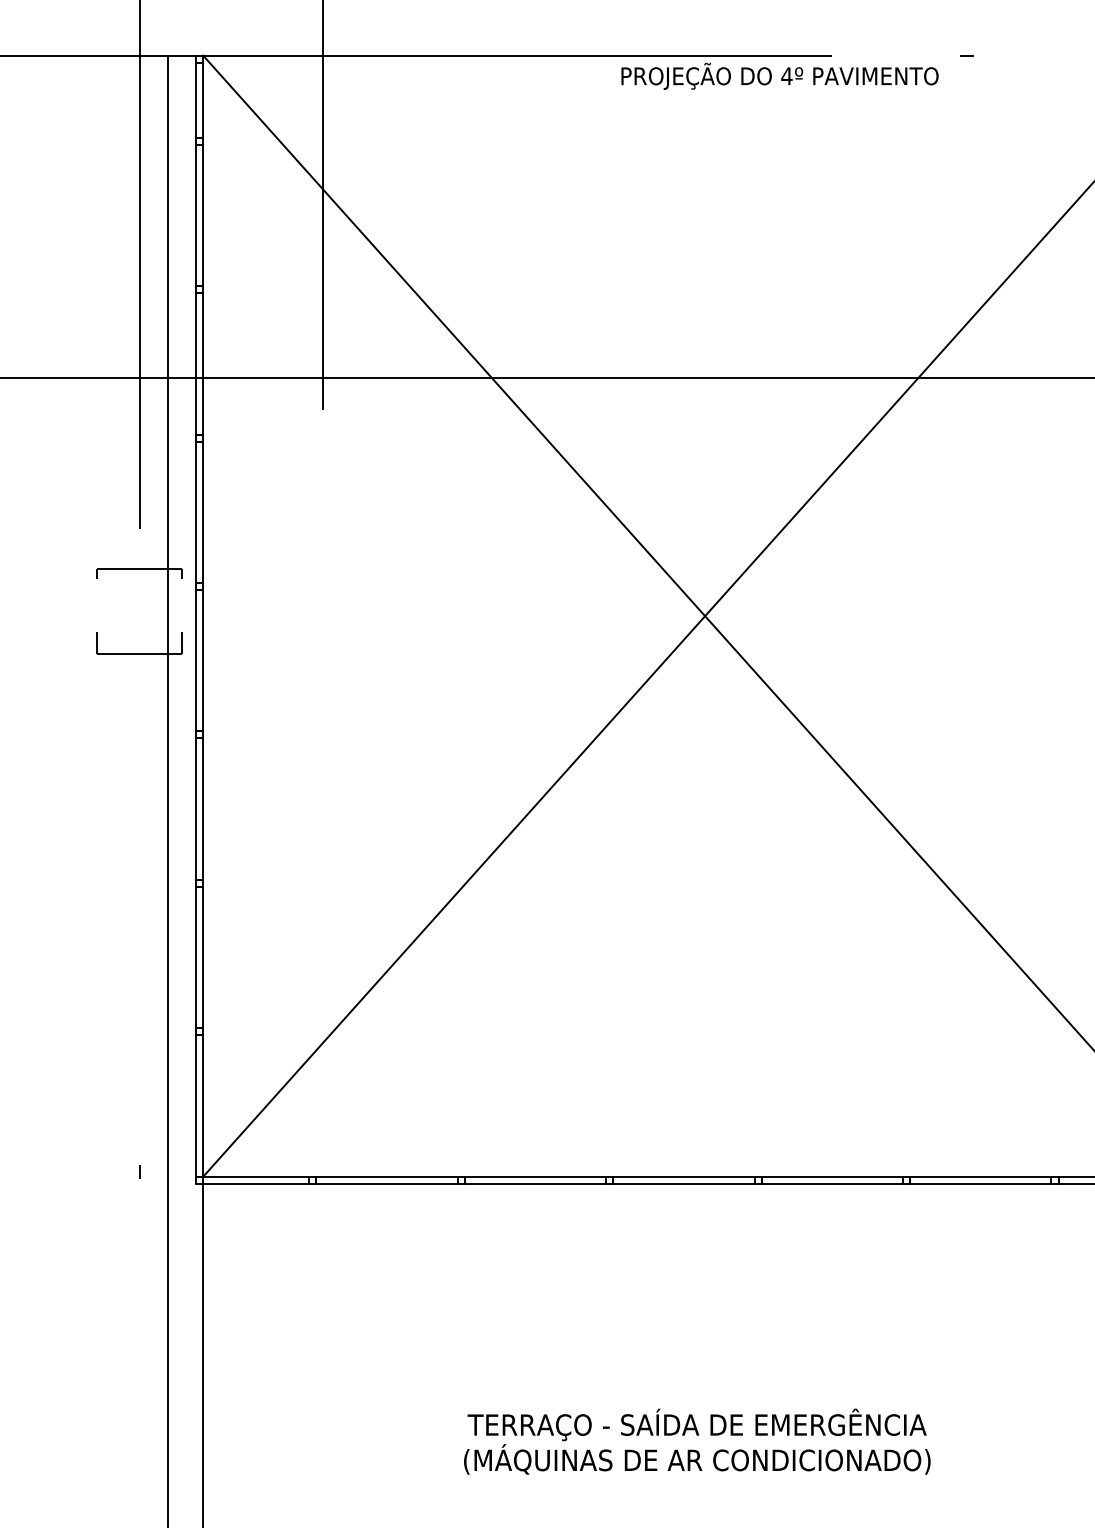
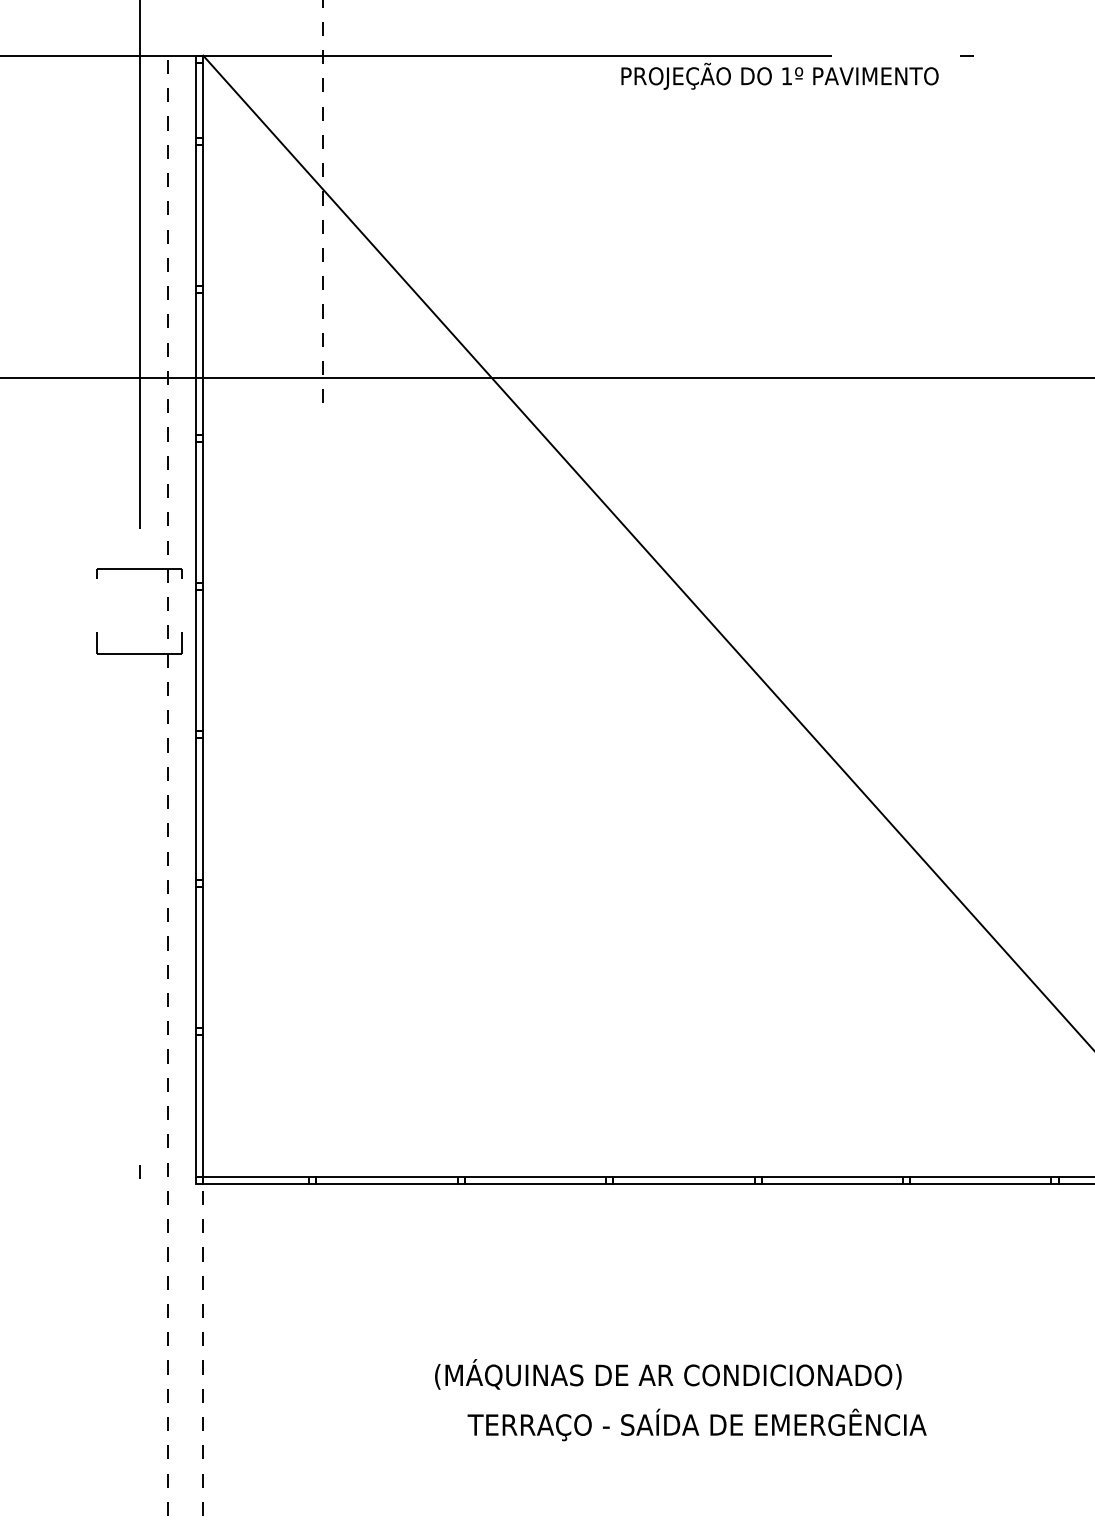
text: 4º -> 1º (786, 76)
line: solid -> dashed (323, 205)
line: present -> none (647, 680)
line: solid -> dashed (167, 791)
line: solid -> dashed (203, 1355)
text position: (697, 1459) -> (668, 1374) (668, 1374)
